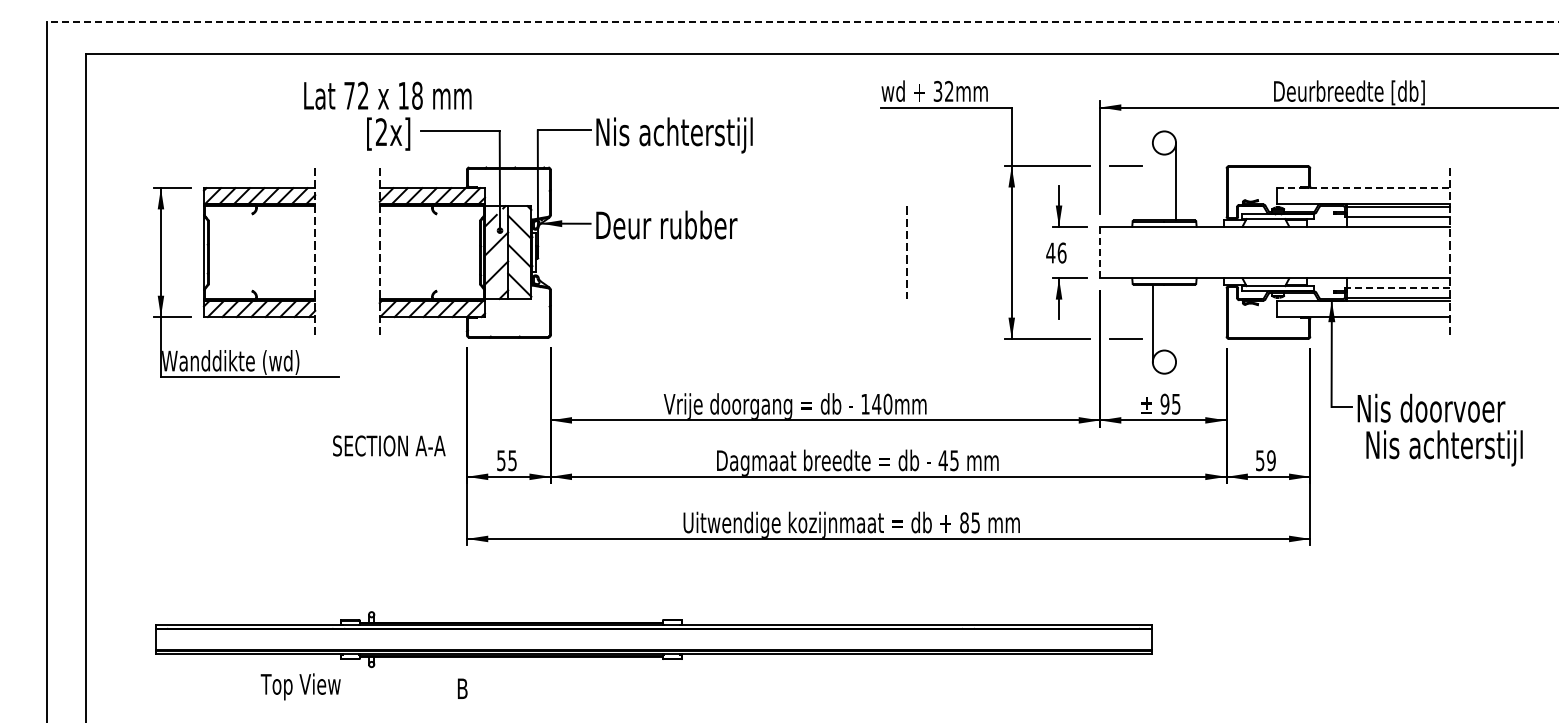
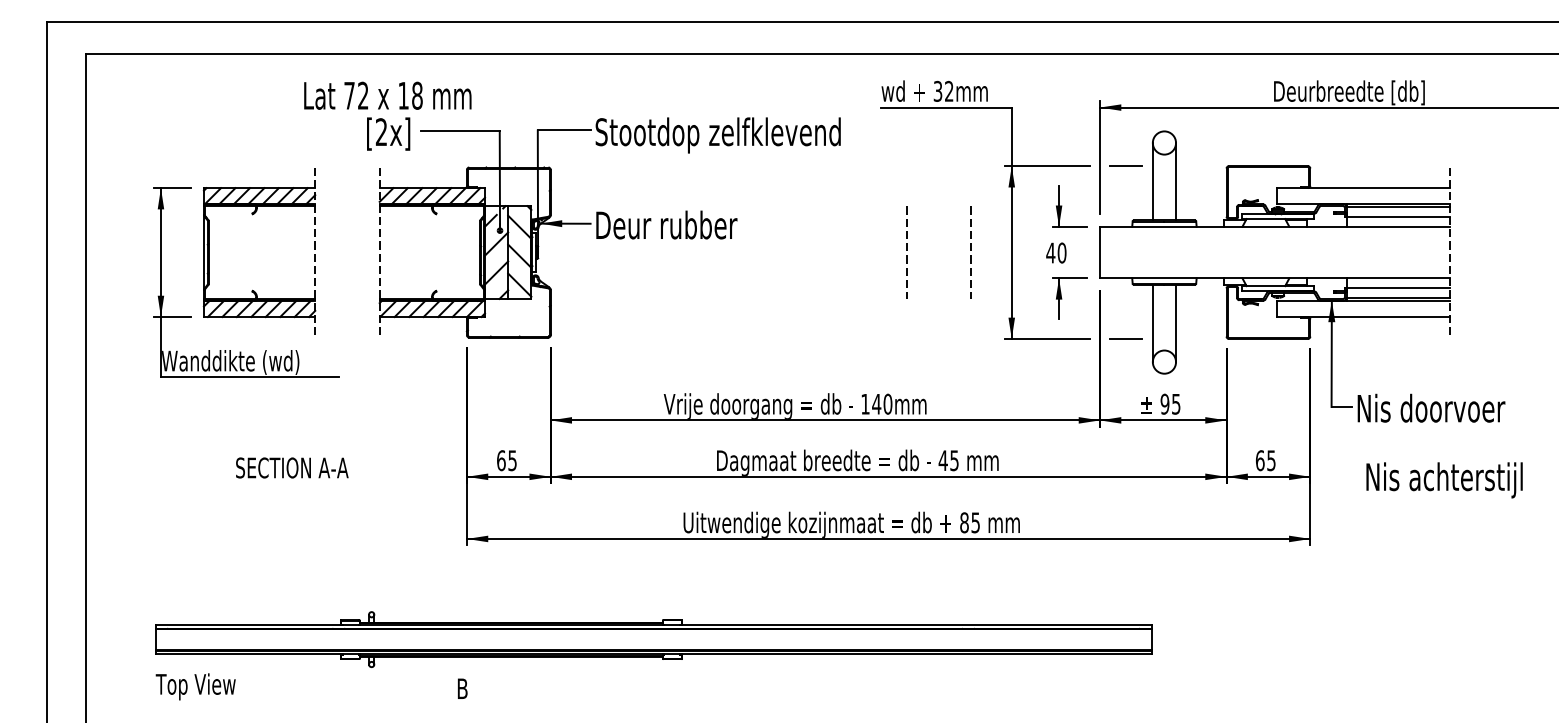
line: dashed -> solid (802, 21)
text: Nis achterstijl -> Stootdop zelfklevend (717, 135)
line: none -> present (1152, 181)
line: dashed -> solid (1363, 188)
line: none -> present (970, 250)
text: 46 -> 40 (1061, 252)
line: dashed -> solid (1100, 252)
line: dashed -> solid (1398, 288)
line: none -> present (1176, 323)
text position: (389, 445) -> (292, 467) (292, 467)
text position: (1444, 448) -> (1444, 480) (1444, 480)
text: 55 -> 65 (501, 460)
text: 59 -> 65 (1265, 460)
text position: (300, 686) -> (195, 686) (195, 686)
